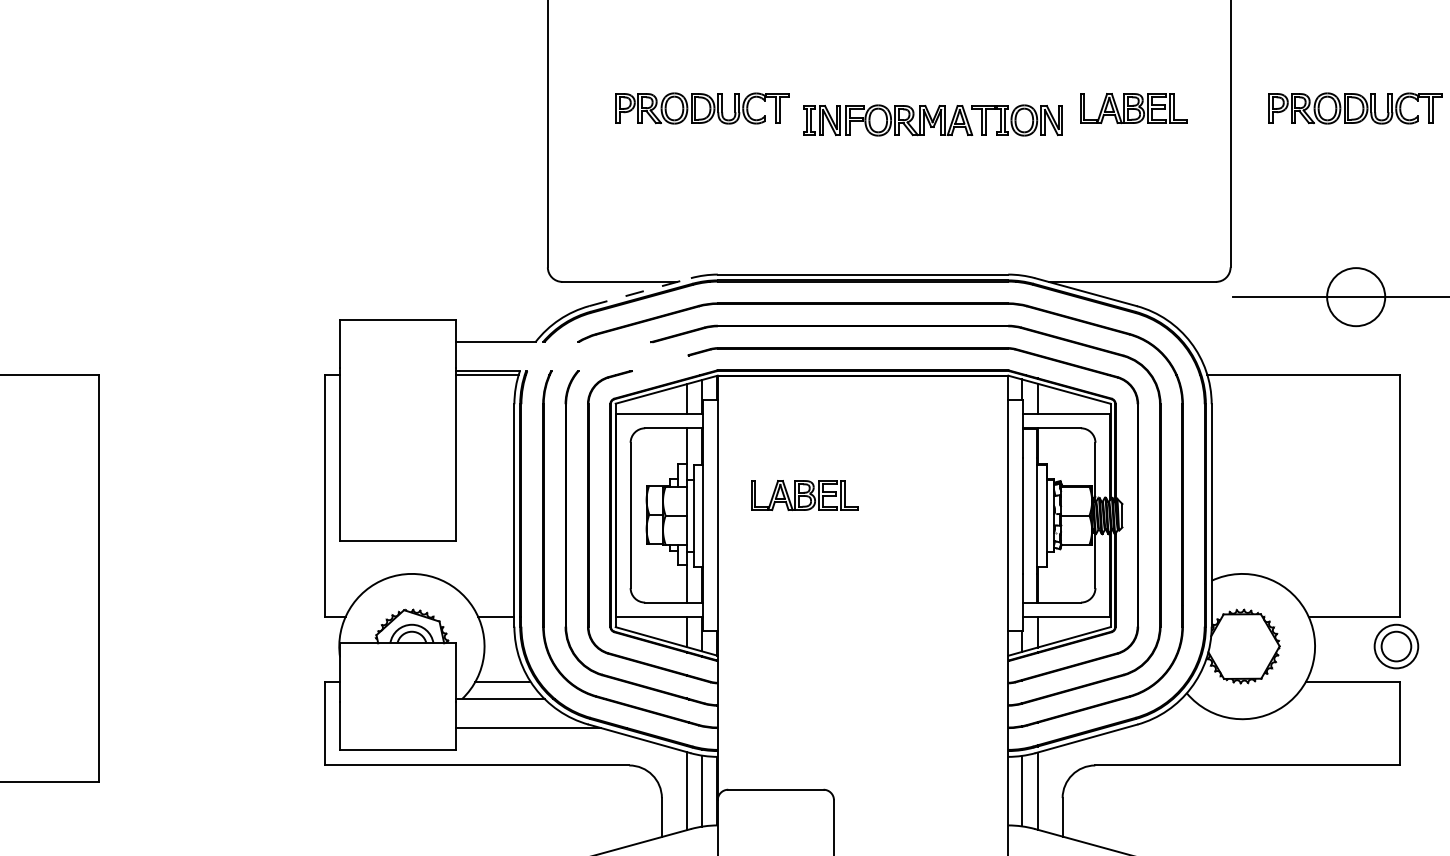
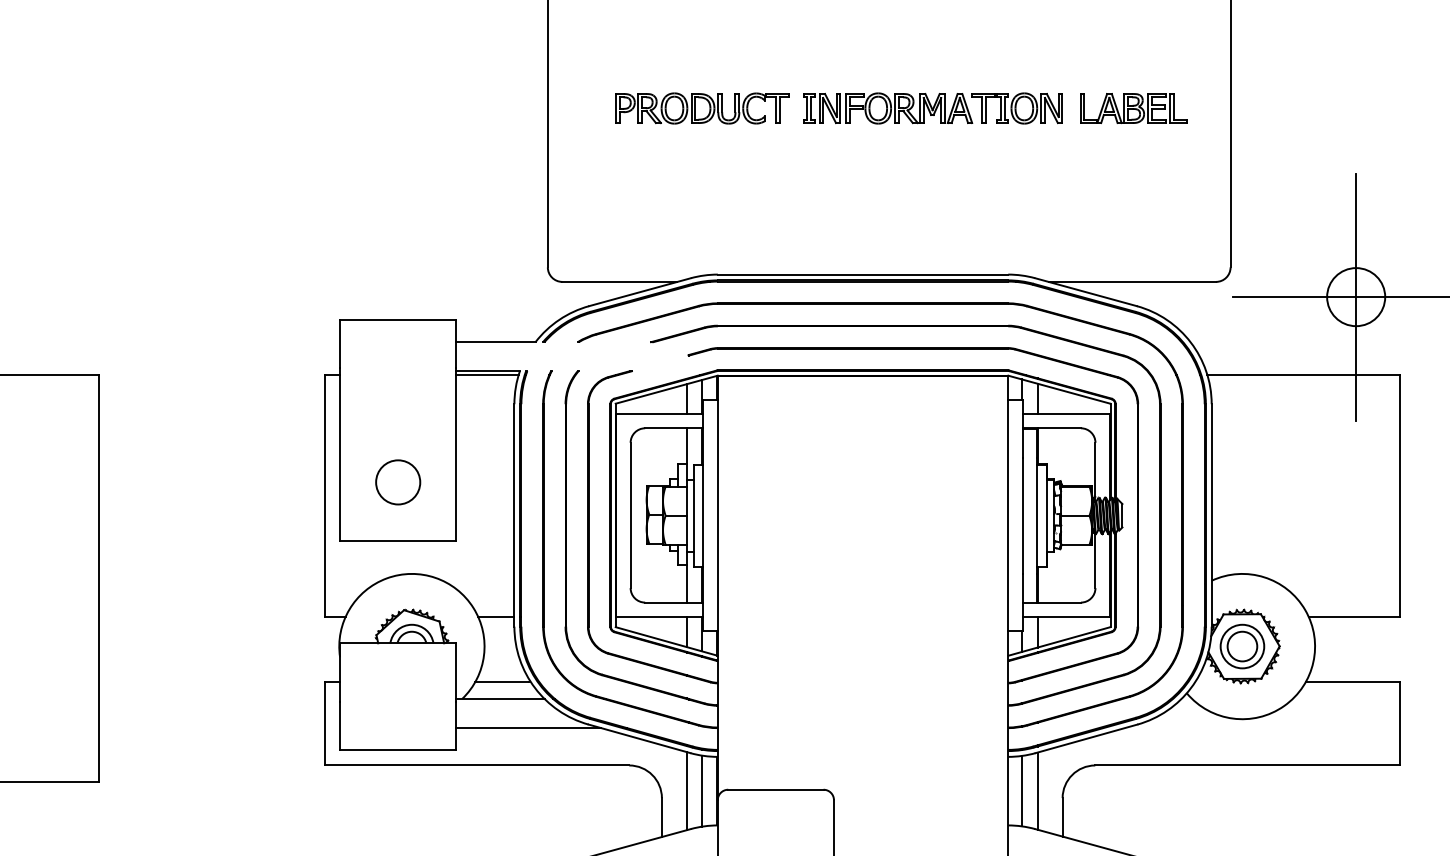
part: present -> none (1355, 108)
part position: (932, 120) -> (932, 108) (932, 108)
line: dashed -> solid (640, 292)
line: none -> present (1356, 296)
circle: none -> present (398, 482)
part: present -> none (804, 495)
part position: (1396, 646) -> (1242, 646) (1242, 646)
